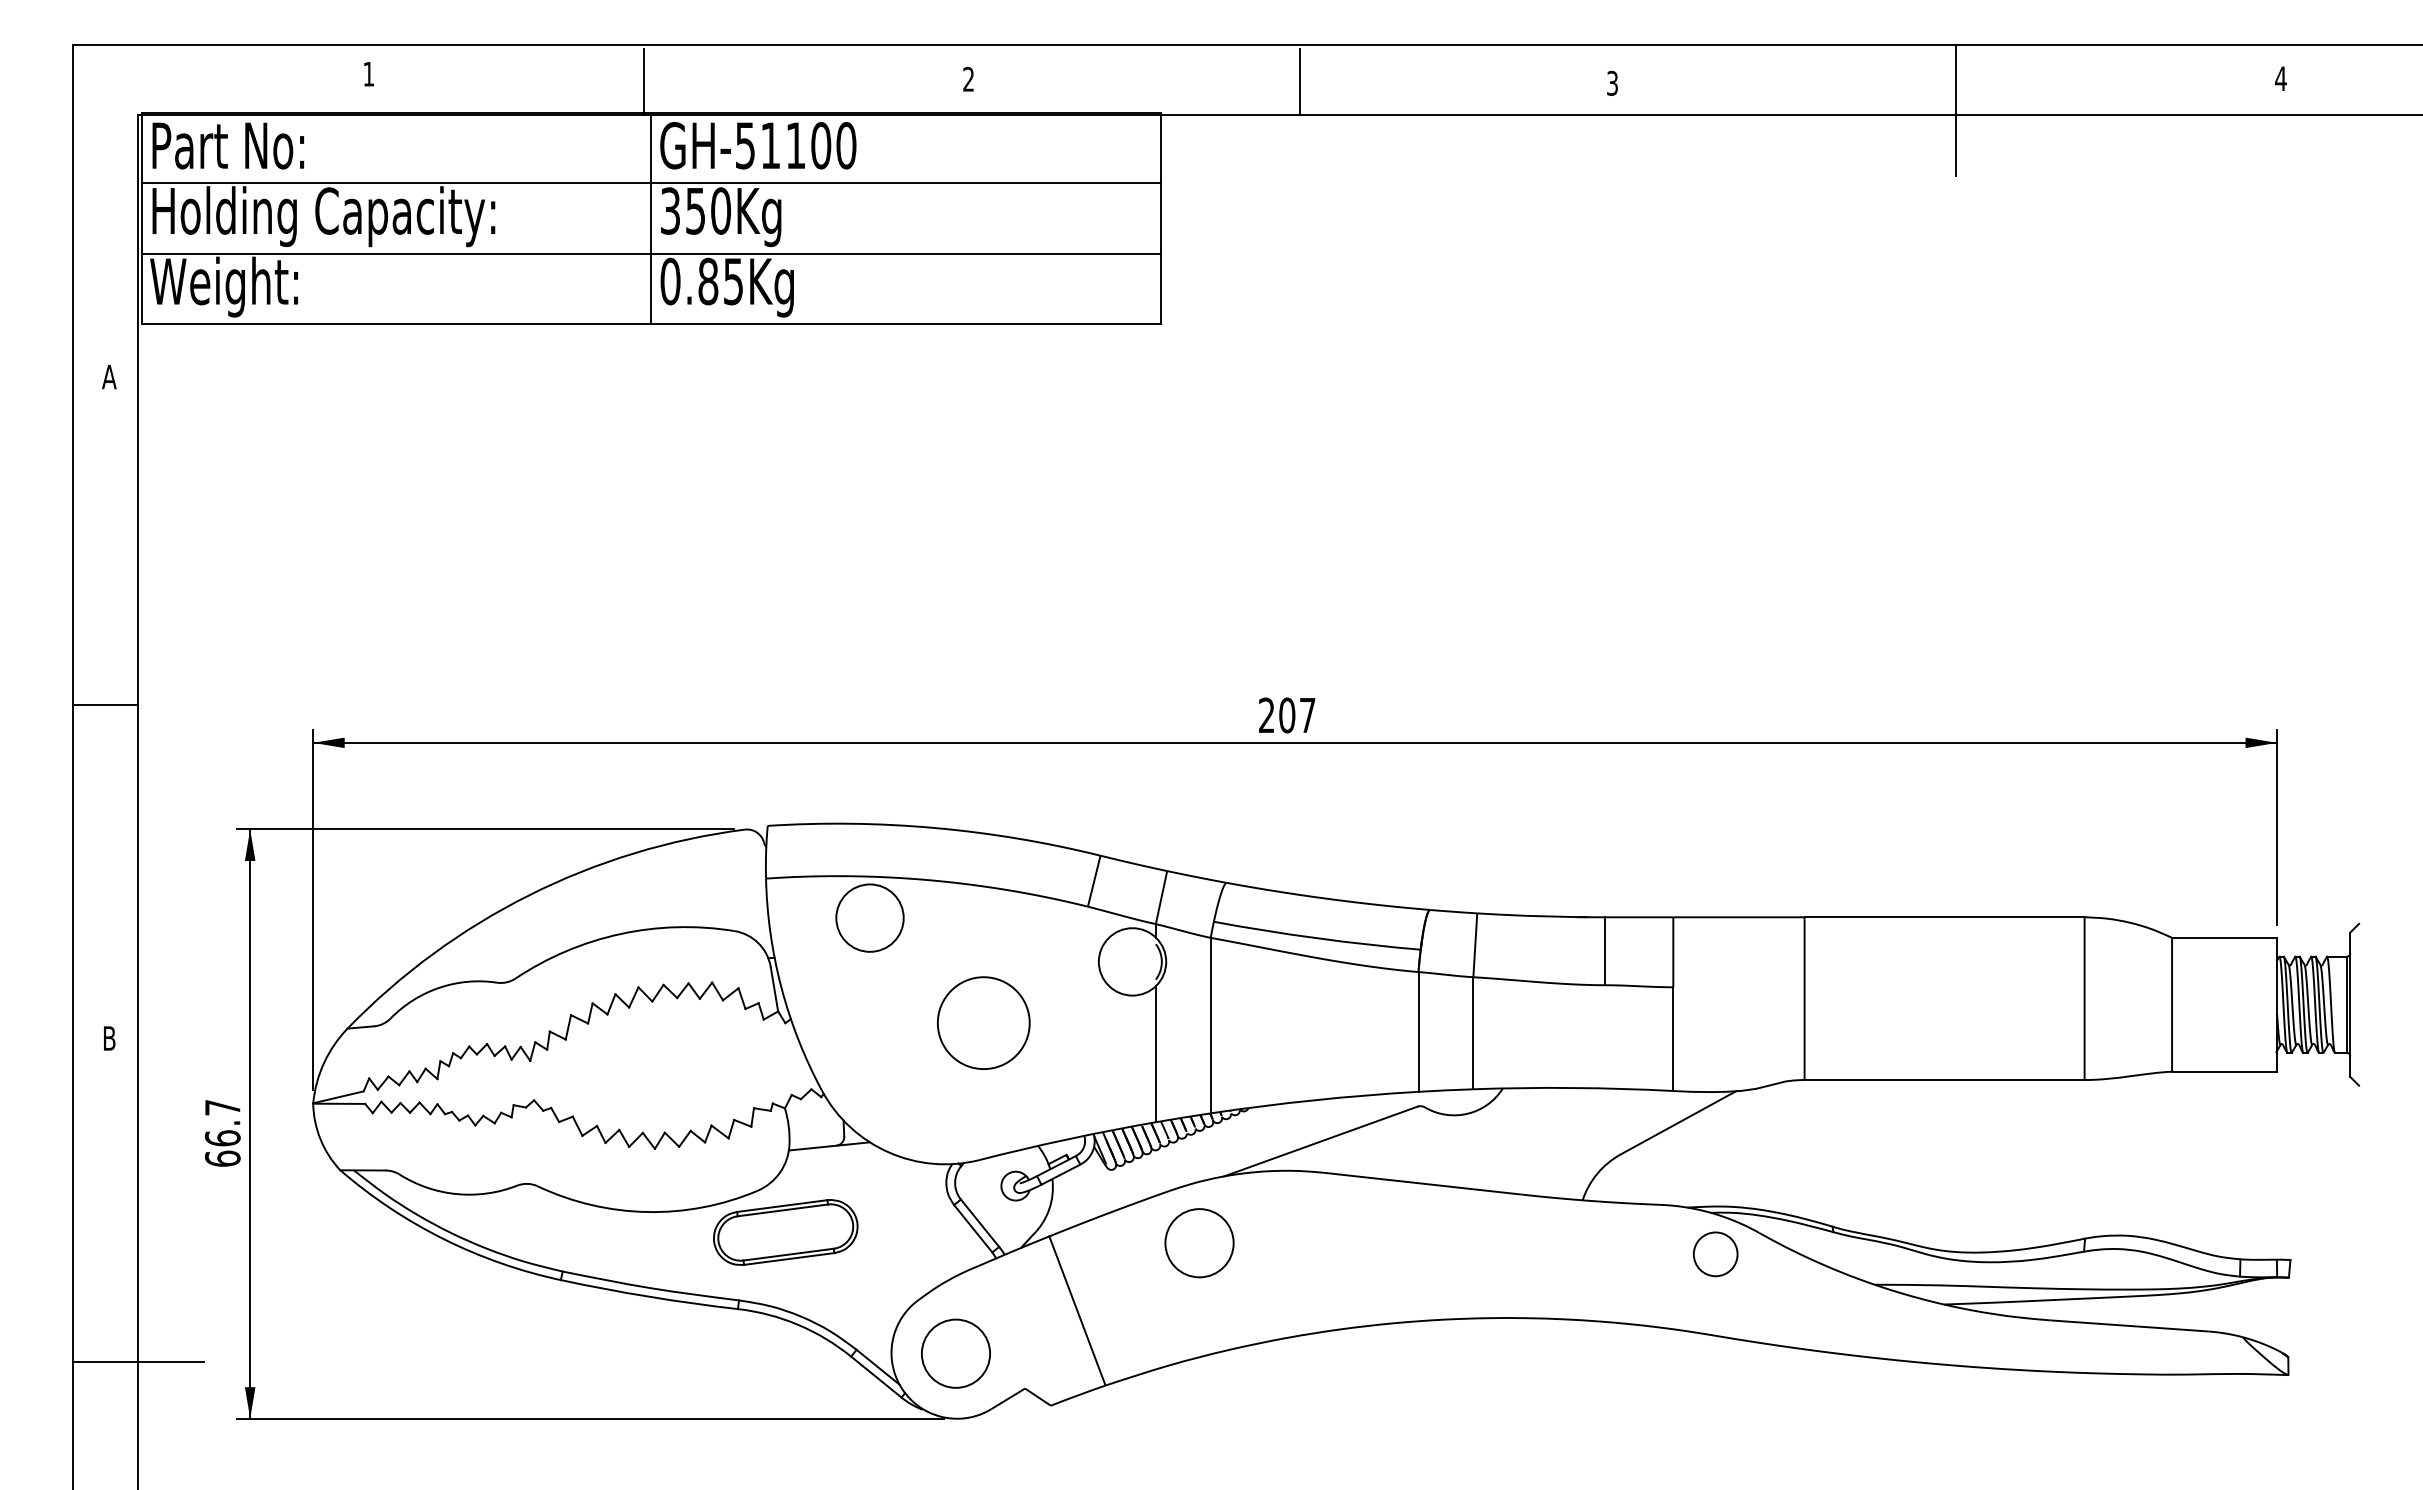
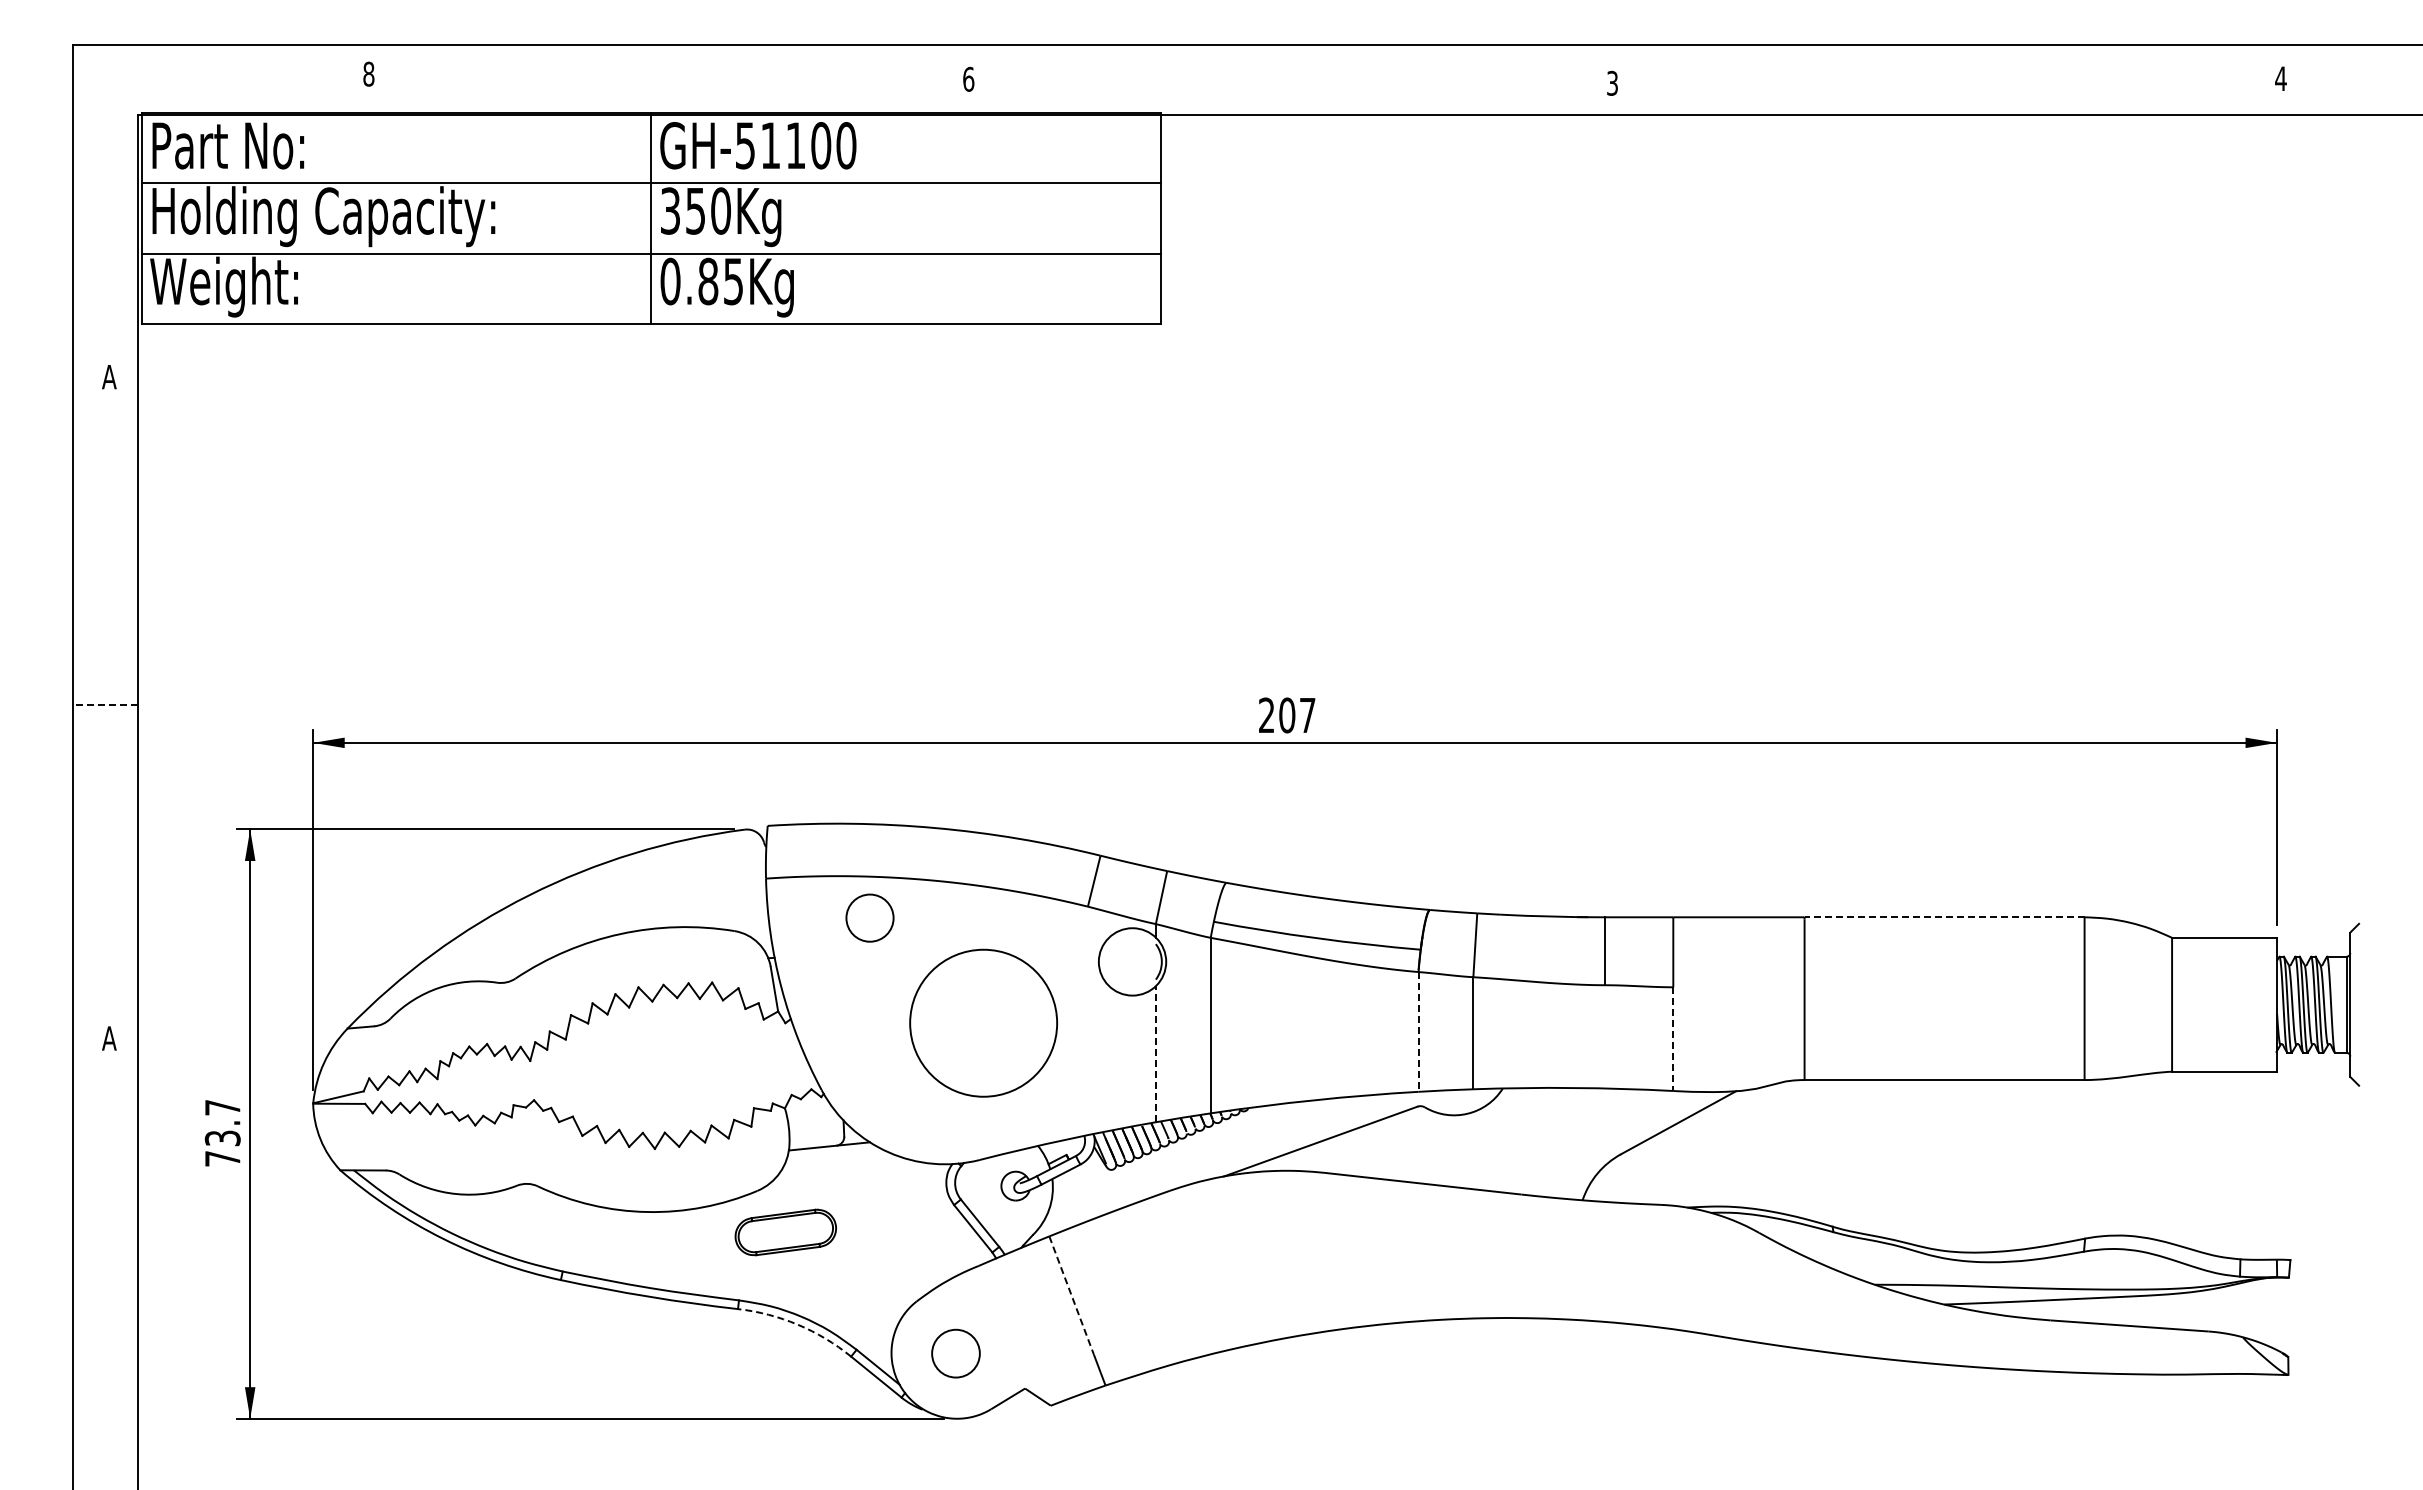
text: 1 -> 8 (368, 73)
text: 2 -> 6 (968, 78)
line: present -> none (643, 81)
line: present -> none (1299, 81)
line: present -> none (1956, 110)
line: solid -> dashed (105, 705)
circle diameter: 67 px -> 47 px (869, 917)
line: solid -> dashed (1944, 917)
circle size: 94x94 px -> 150x150 px (983, 1022)
line: solid -> dashed (1418, 1031)
text: B -> A (109, 1038)
line: solid -> dashed (1673, 1039)
line: solid -> dashed (1155, 1053)
text: 66.7 -> 73.7 (222, 1148)
part size: 146x67 px -> 103x49 px (785, 1232)
circle: present -> none (1199, 1243)
circle: present -> none (1715, 1254)
line: solid -> dashed (1071, 1296)
arc: solid -> dashed (797, 1324)
circle size: 70x71 px -> 50x51 px (955, 1353)
line: present -> none (137, 1361)
